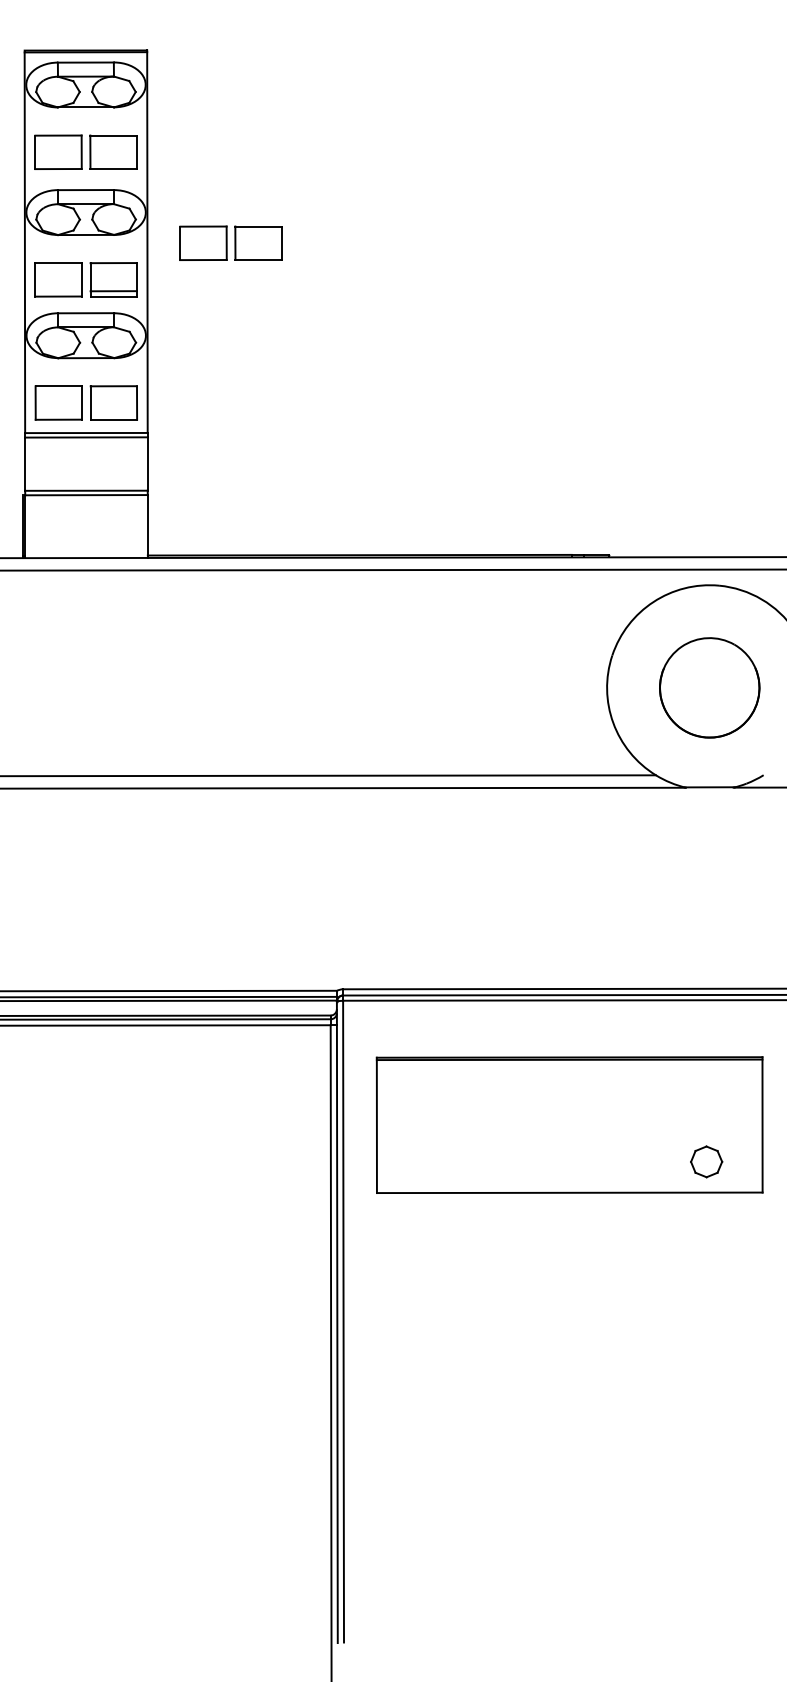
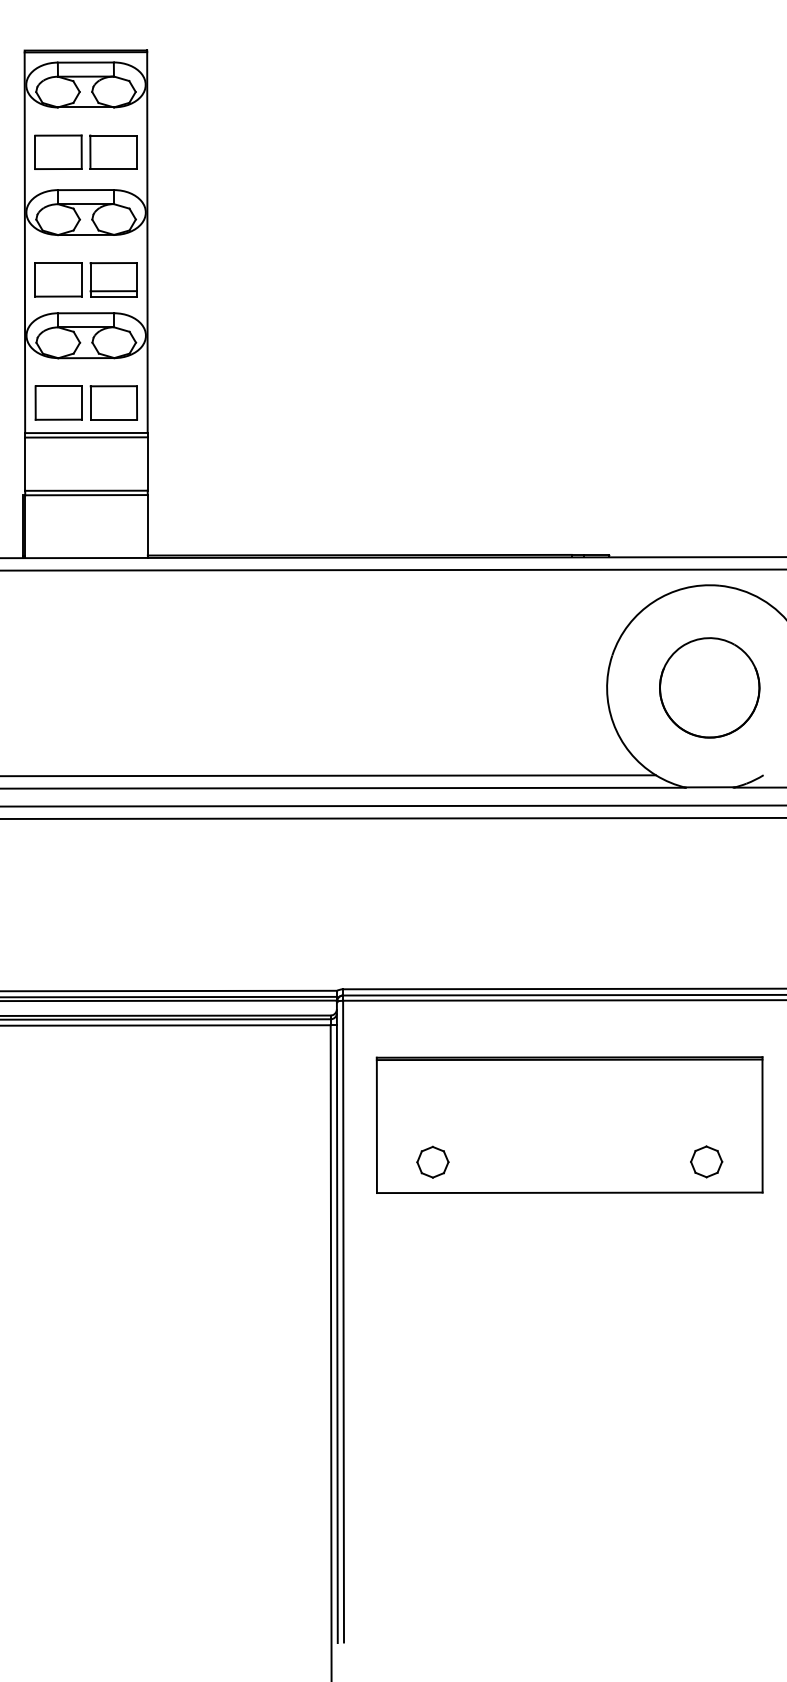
part: present -> none (230, 242)
line: none -> present (392, 805)
line: none -> present (392, 818)
part: none -> present (432, 1161)
